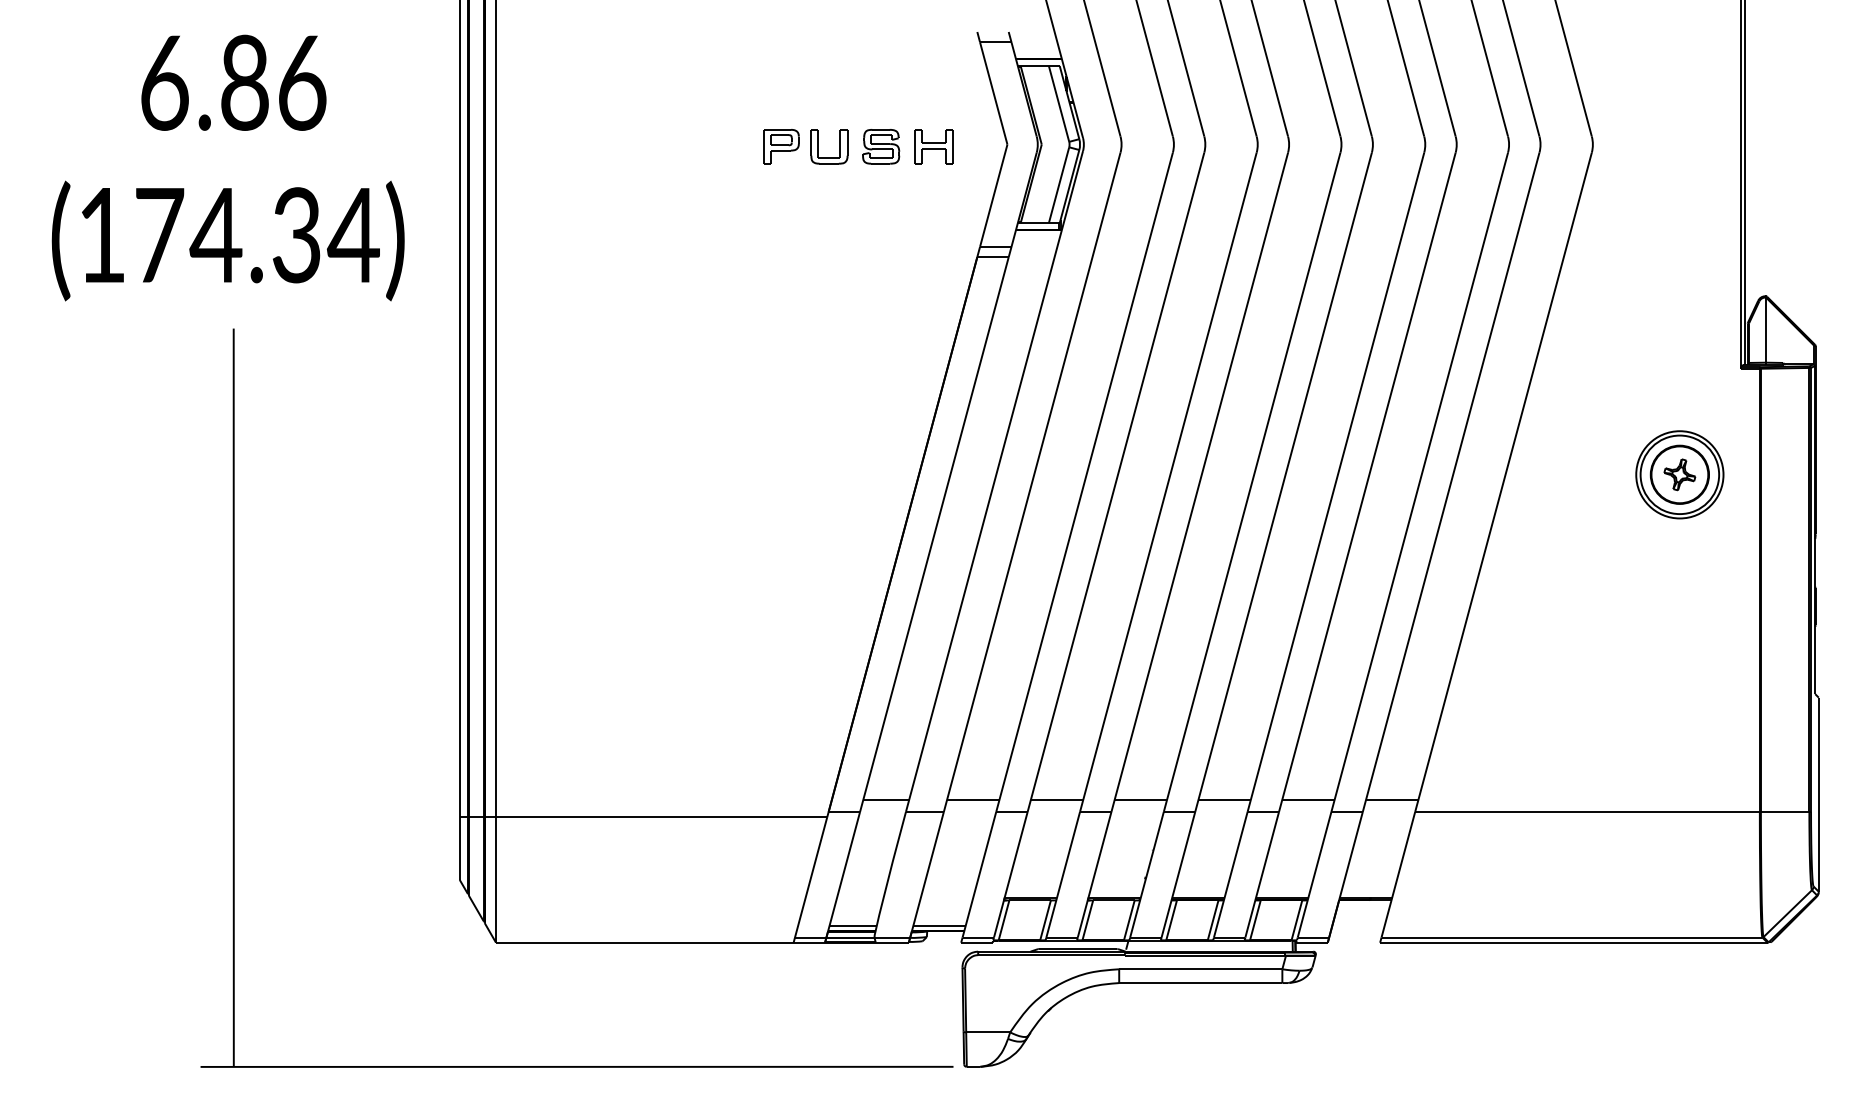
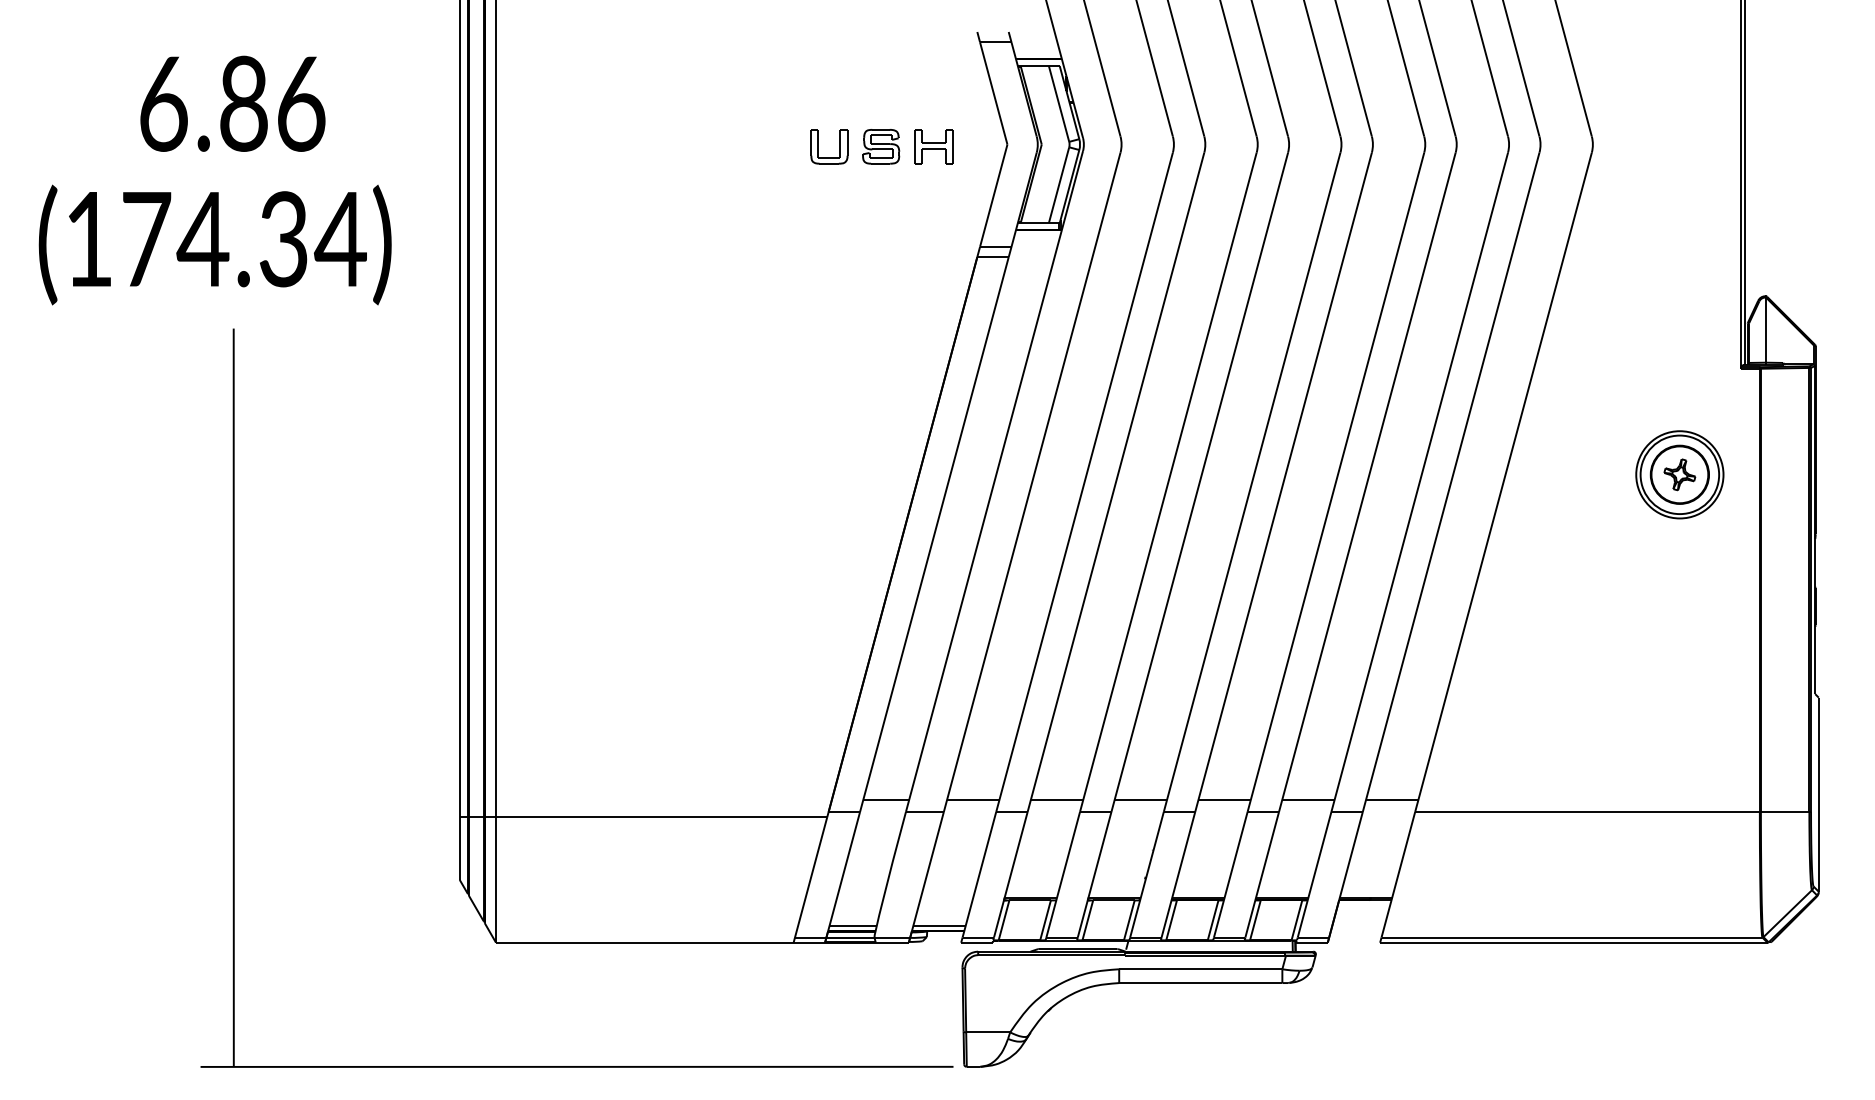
text position: (233, 82) -> (232, 103) (232, 103)
part: present -> none (781, 146)
text position: (227, 240) -> (214, 244) (214, 244)
